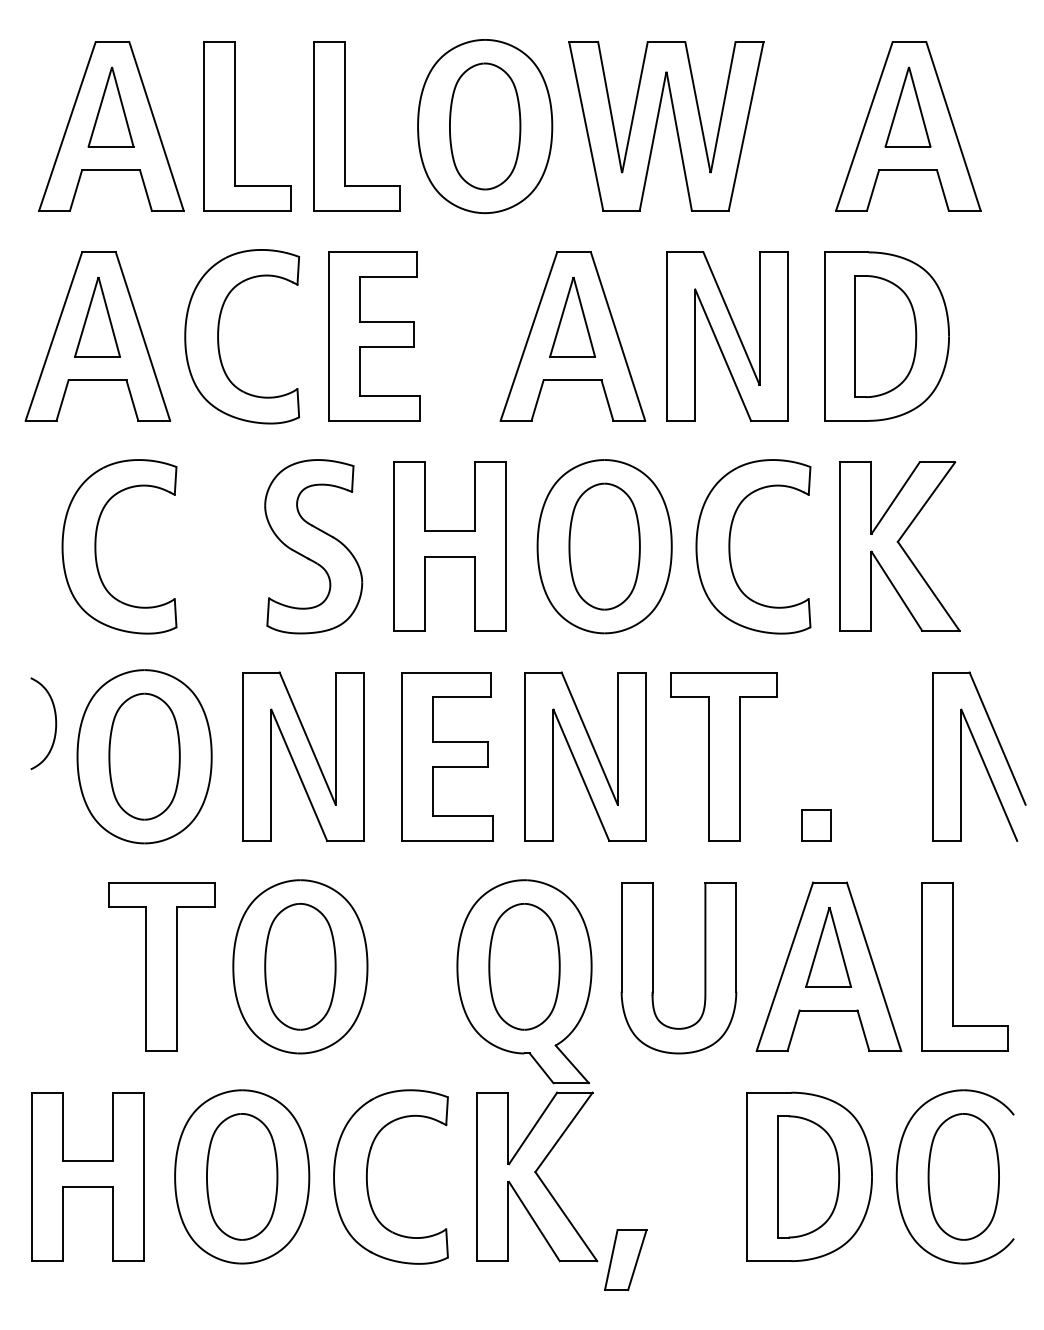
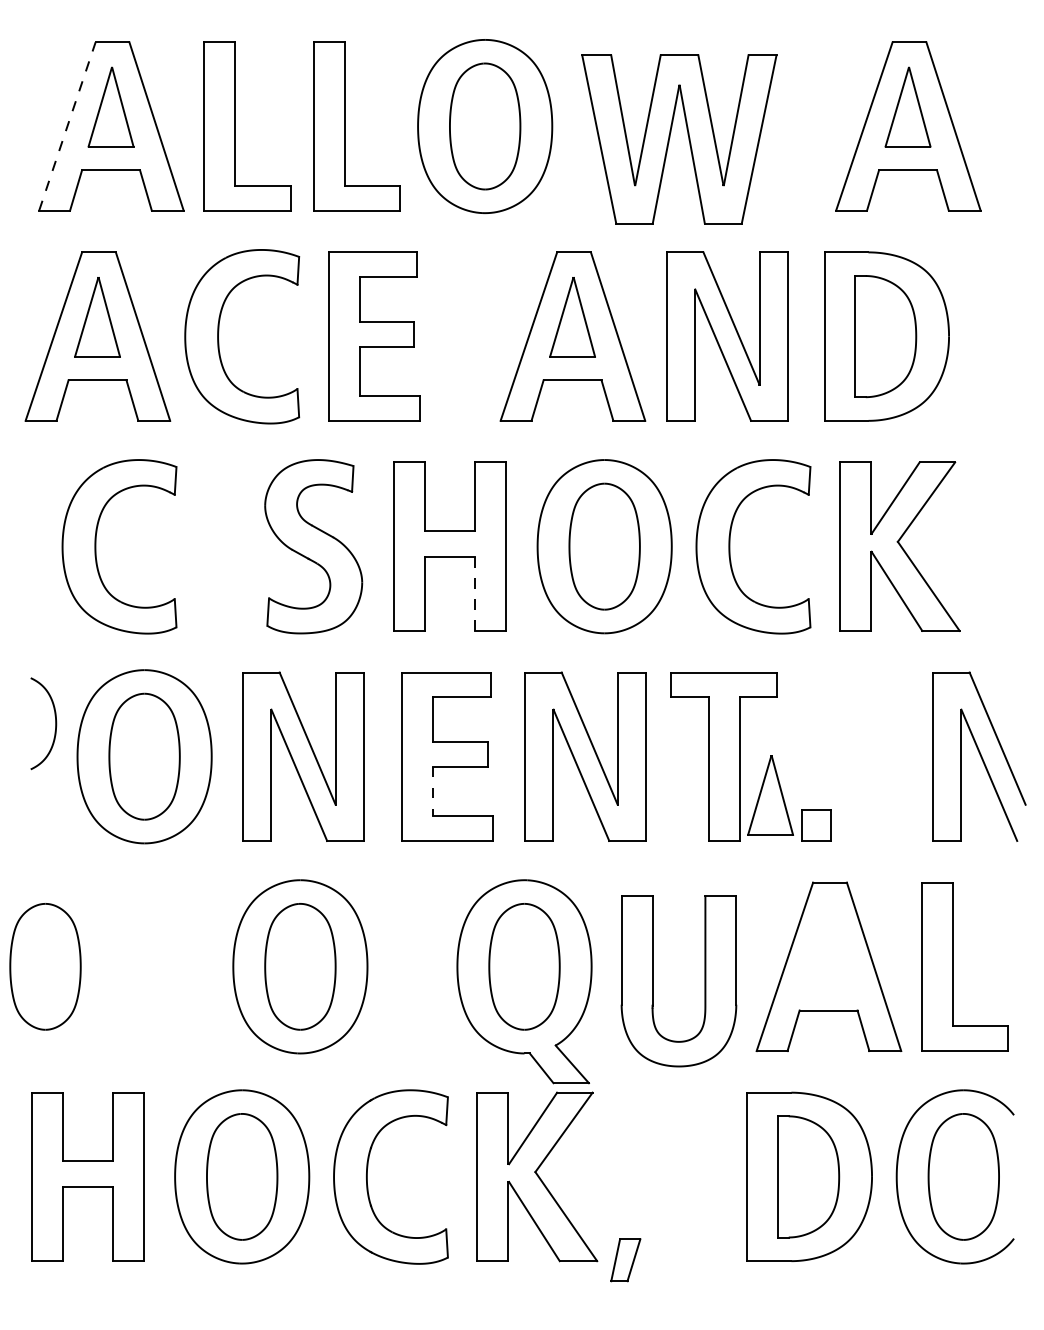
part position: (674, 122) -> (687, 135) (687, 135)
line: solid -> dashed (67, 126)
line: solid -> dashed (475, 593)
line: solid -> dashed (433, 791)
part position: (828, 947) -> (770, 795) (770, 795)
part: none -> present (45, 966)
part: present -> none (161, 966)
part position: (653, 968) -> (653, 981) (653, 981)
part size: 44x63 px -> 32x45 px (625, 1260)
